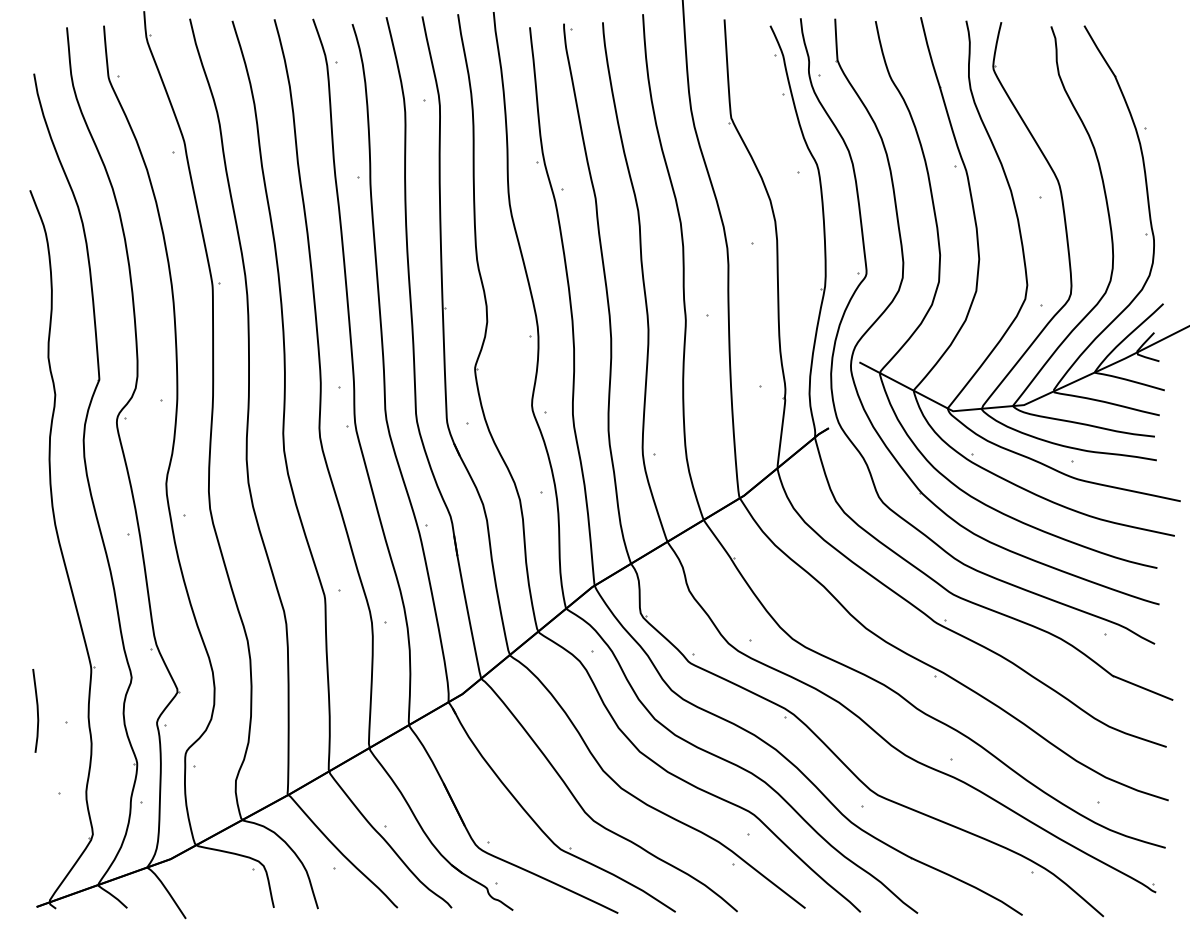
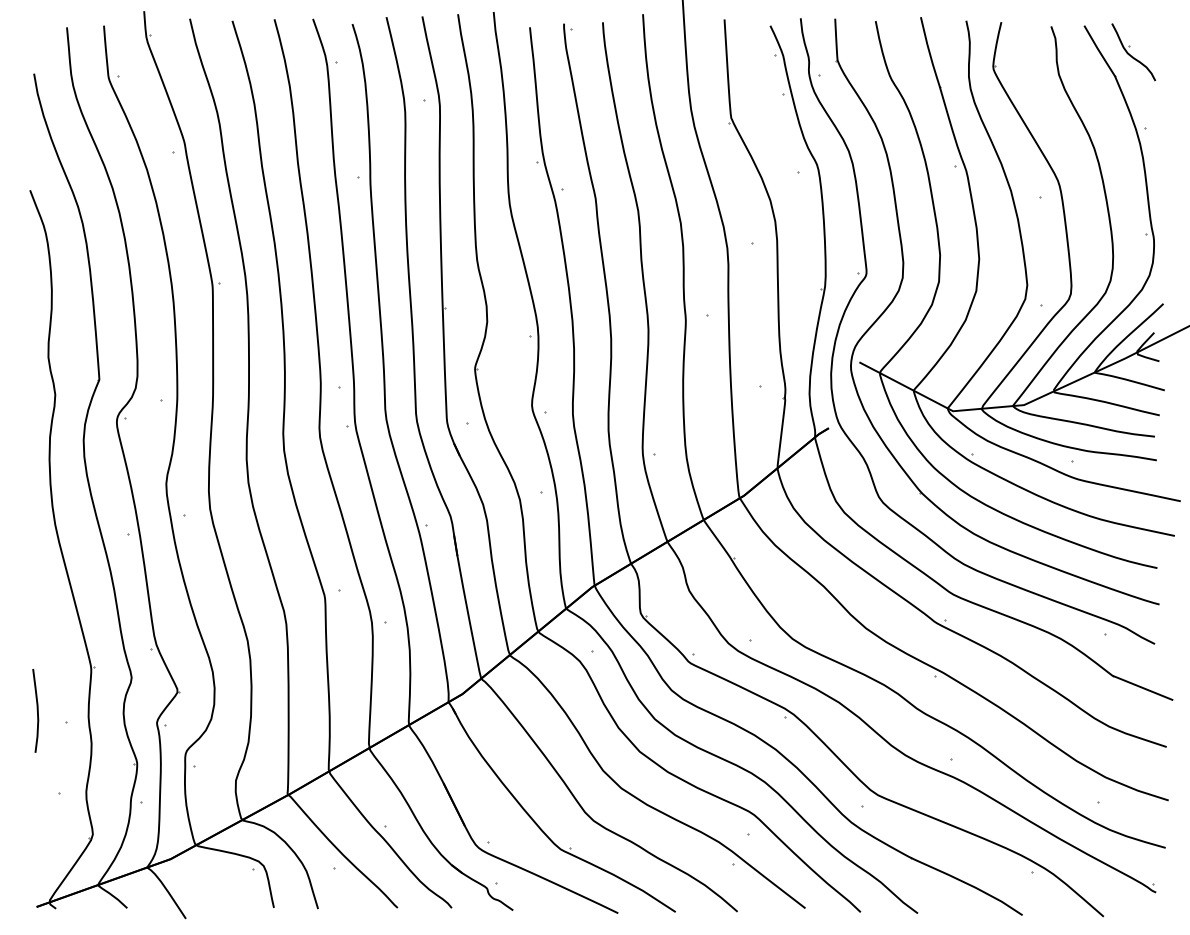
part: none -> present (1133, 52)
